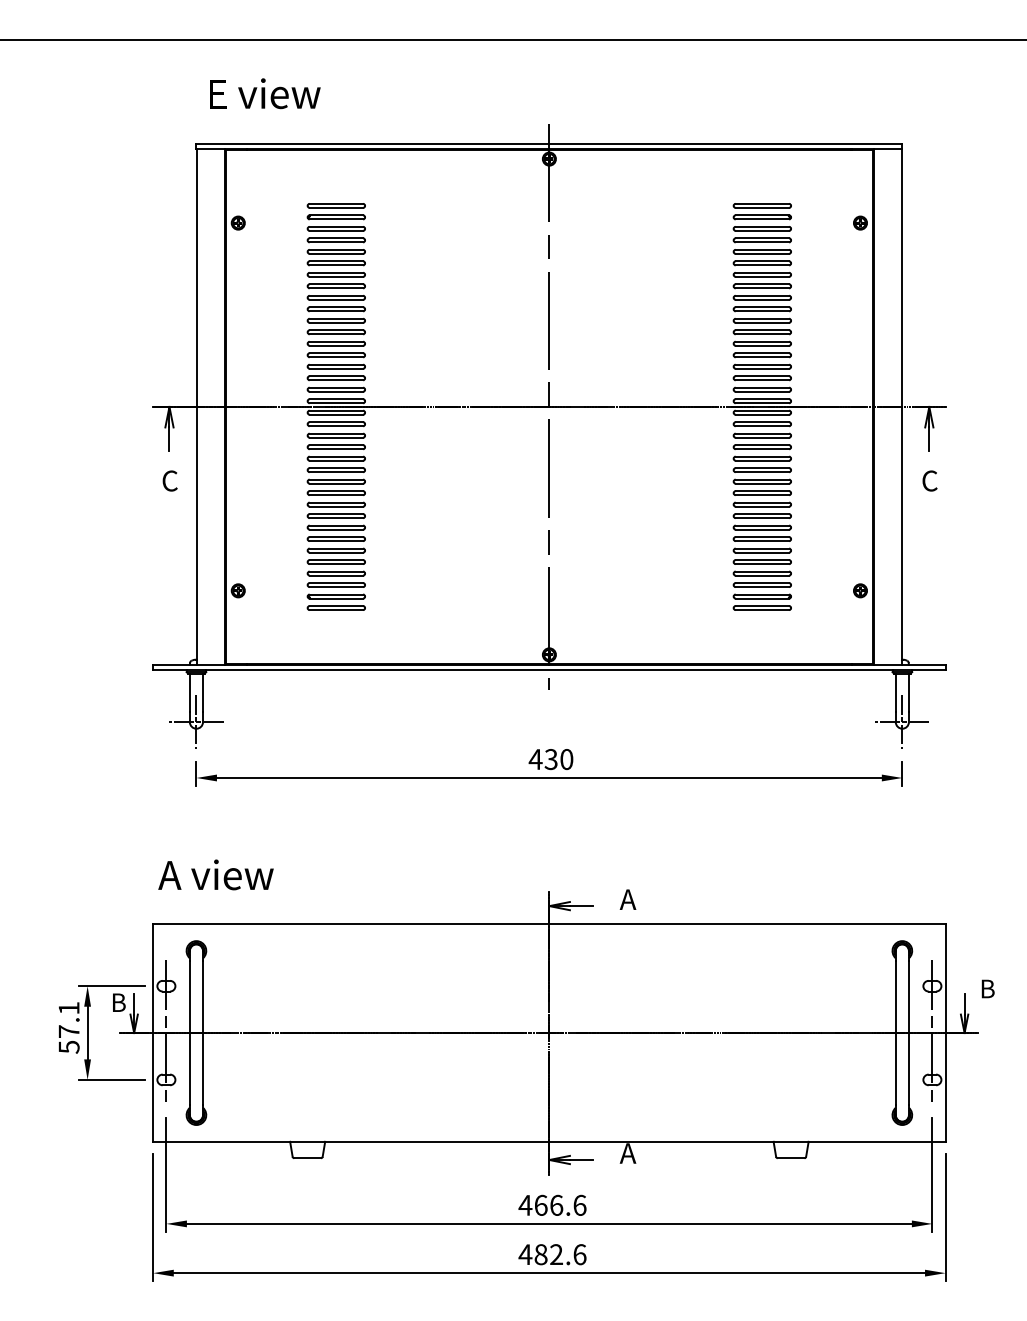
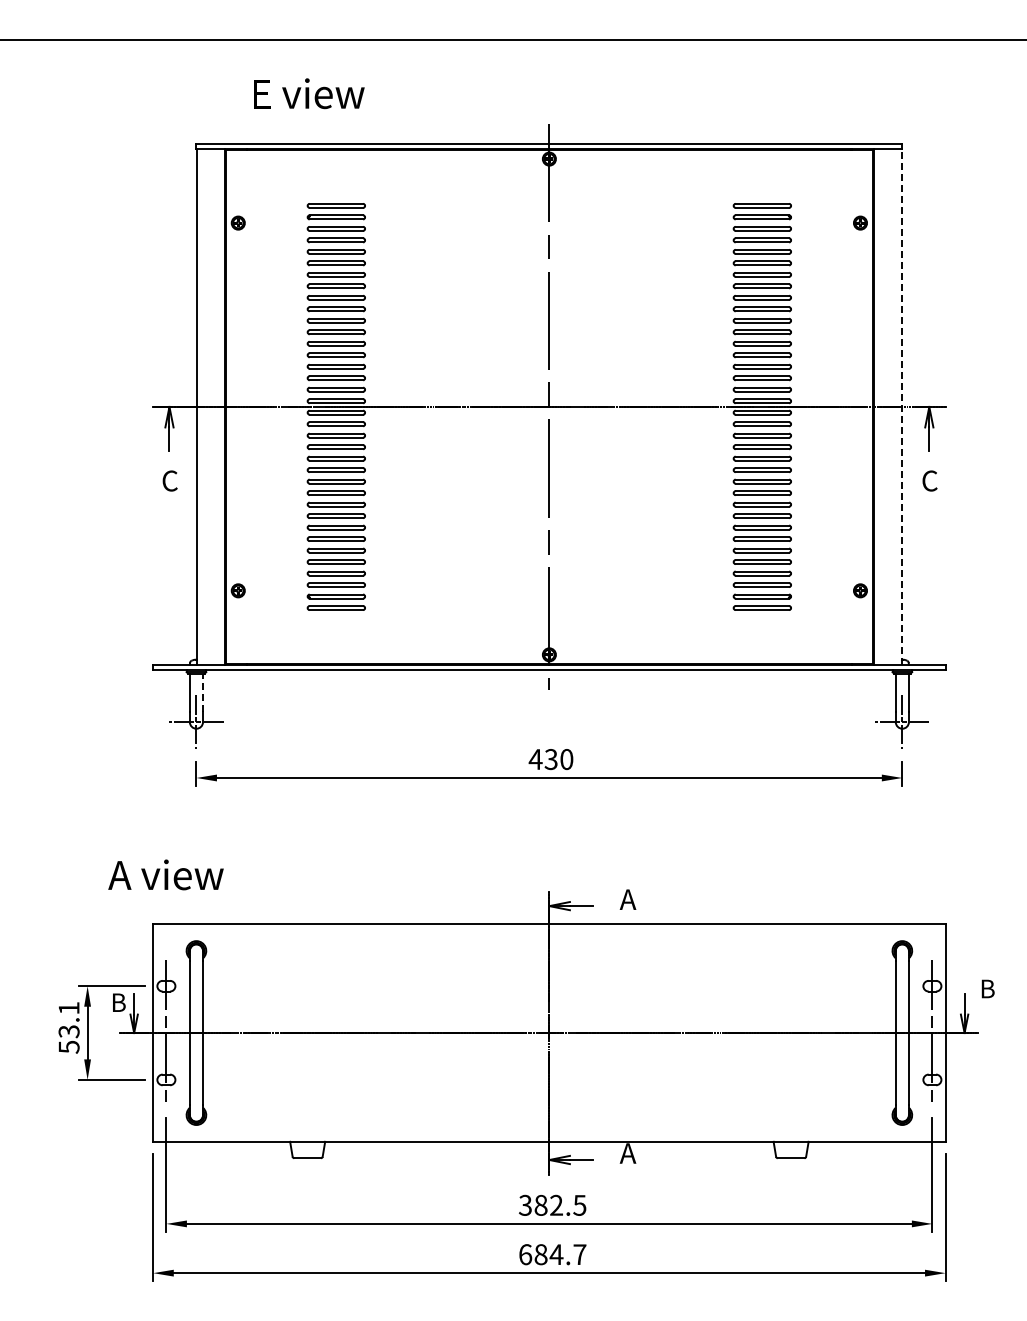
text position: (265, 93) -> (309, 93) (309, 93)
line: solid -> dashed (901, 406)
line: solid -> dashed (203, 692)
text position: (215, 874) -> (165, 874) (165, 874)
text: 57.1 -> 53.1 (68, 1031)
text: 466.6 -> 382.5 (552, 1204)
text: 482.6 -> 684.7 (552, 1254)
